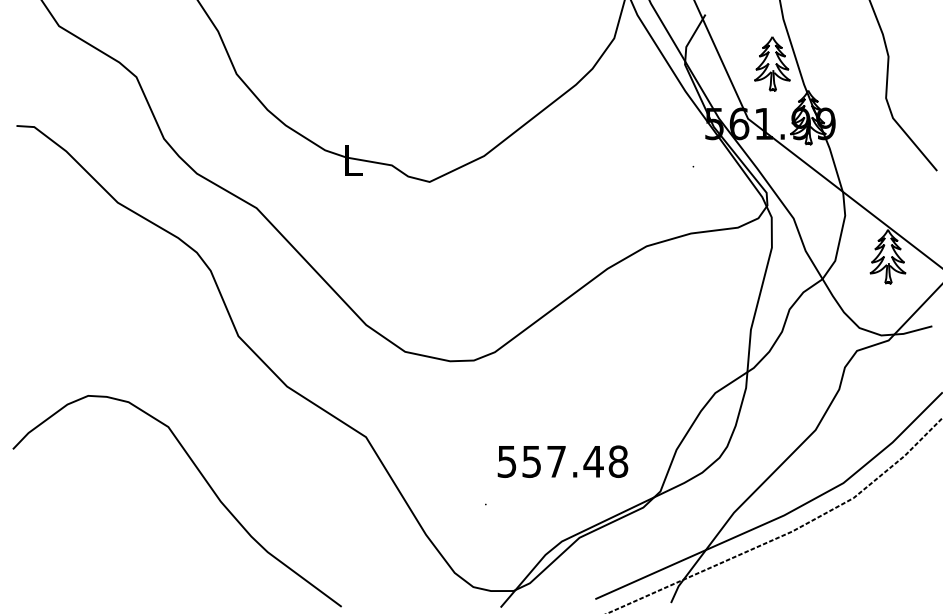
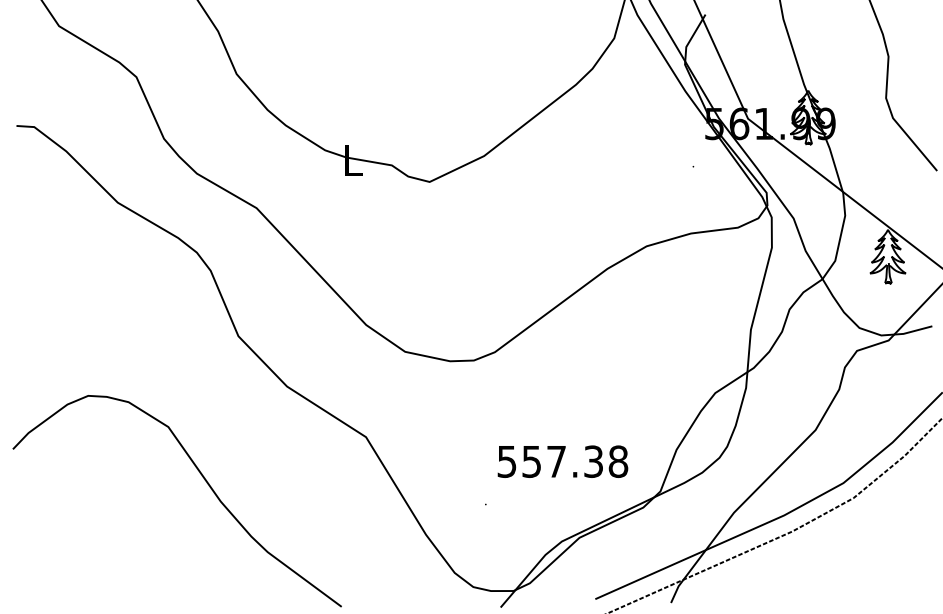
part: present -> none (772, 63)
text: 557.48 -> 557.38 (593, 461)
